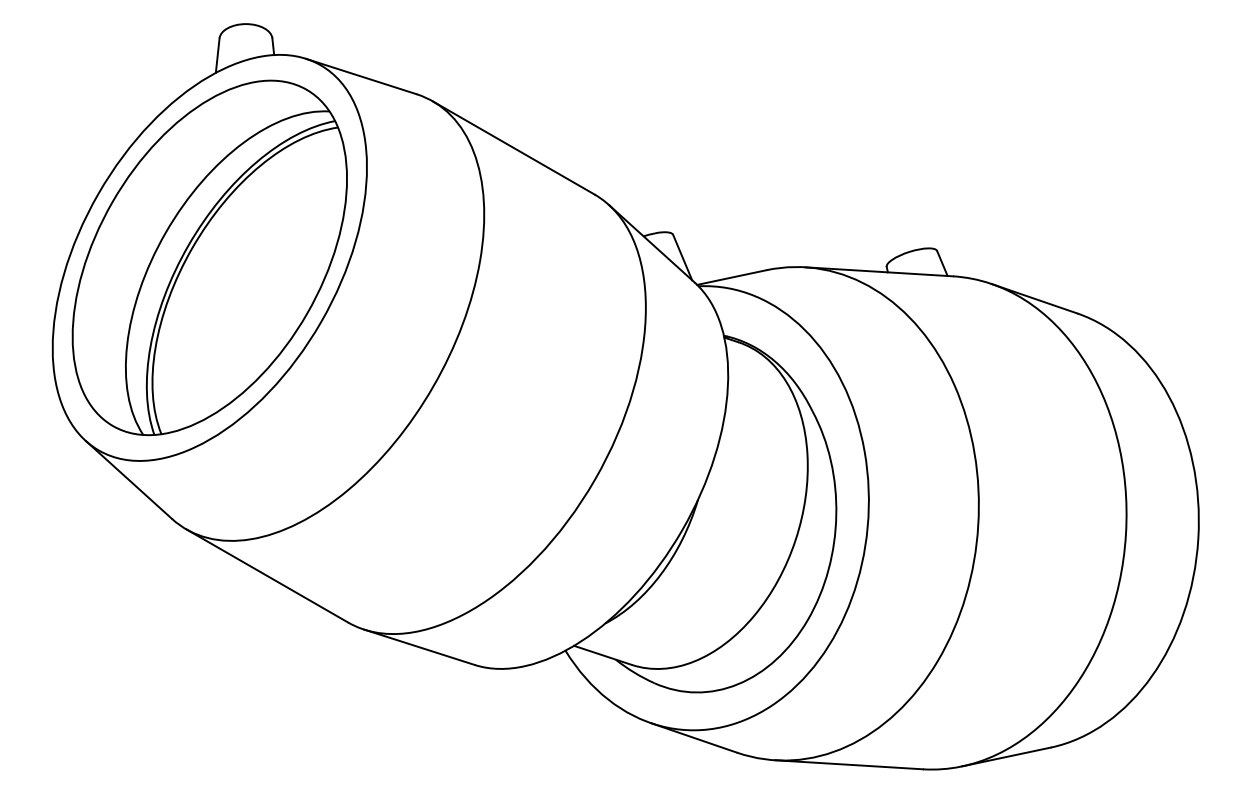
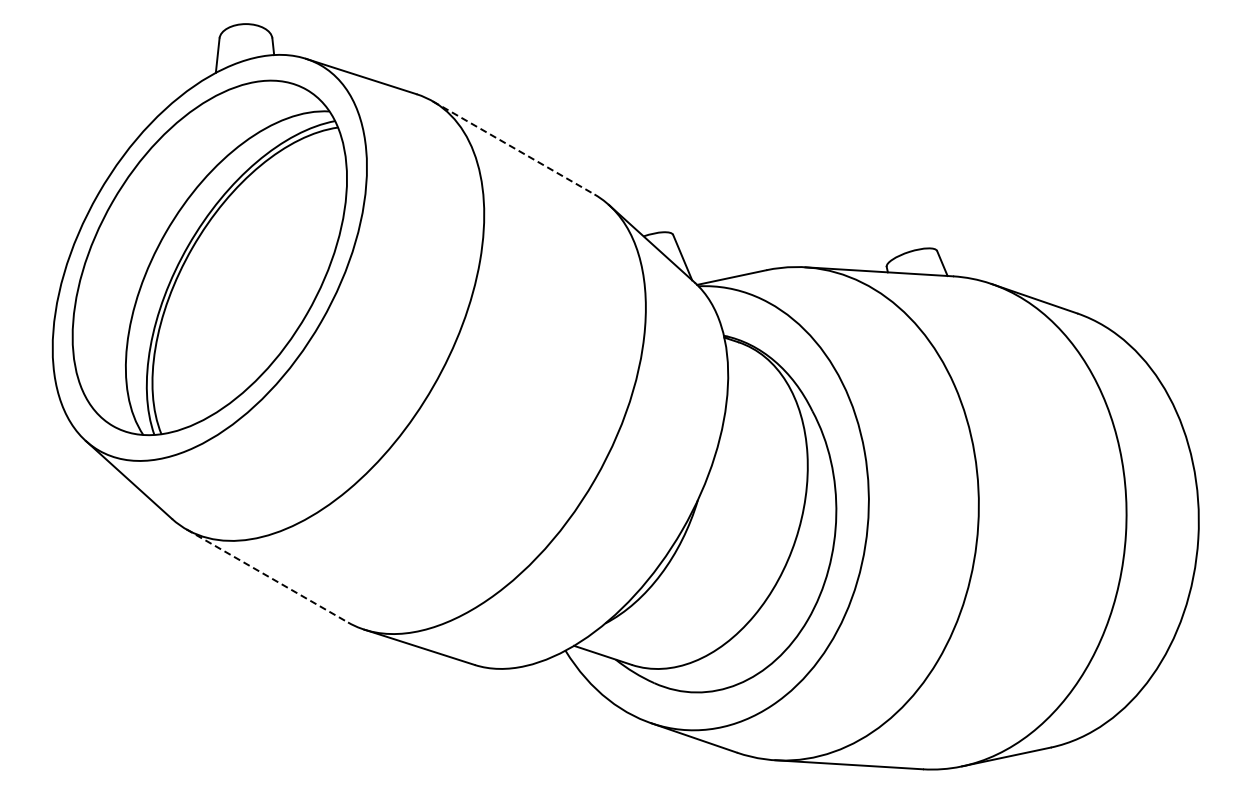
line: solid -> dashed (514, 148)
line: solid -> dashed (267, 576)
